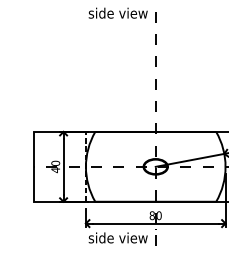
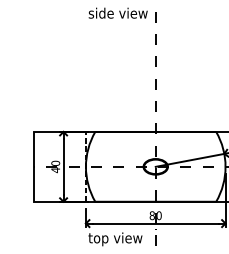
text: side view -> top view (117, 239)
